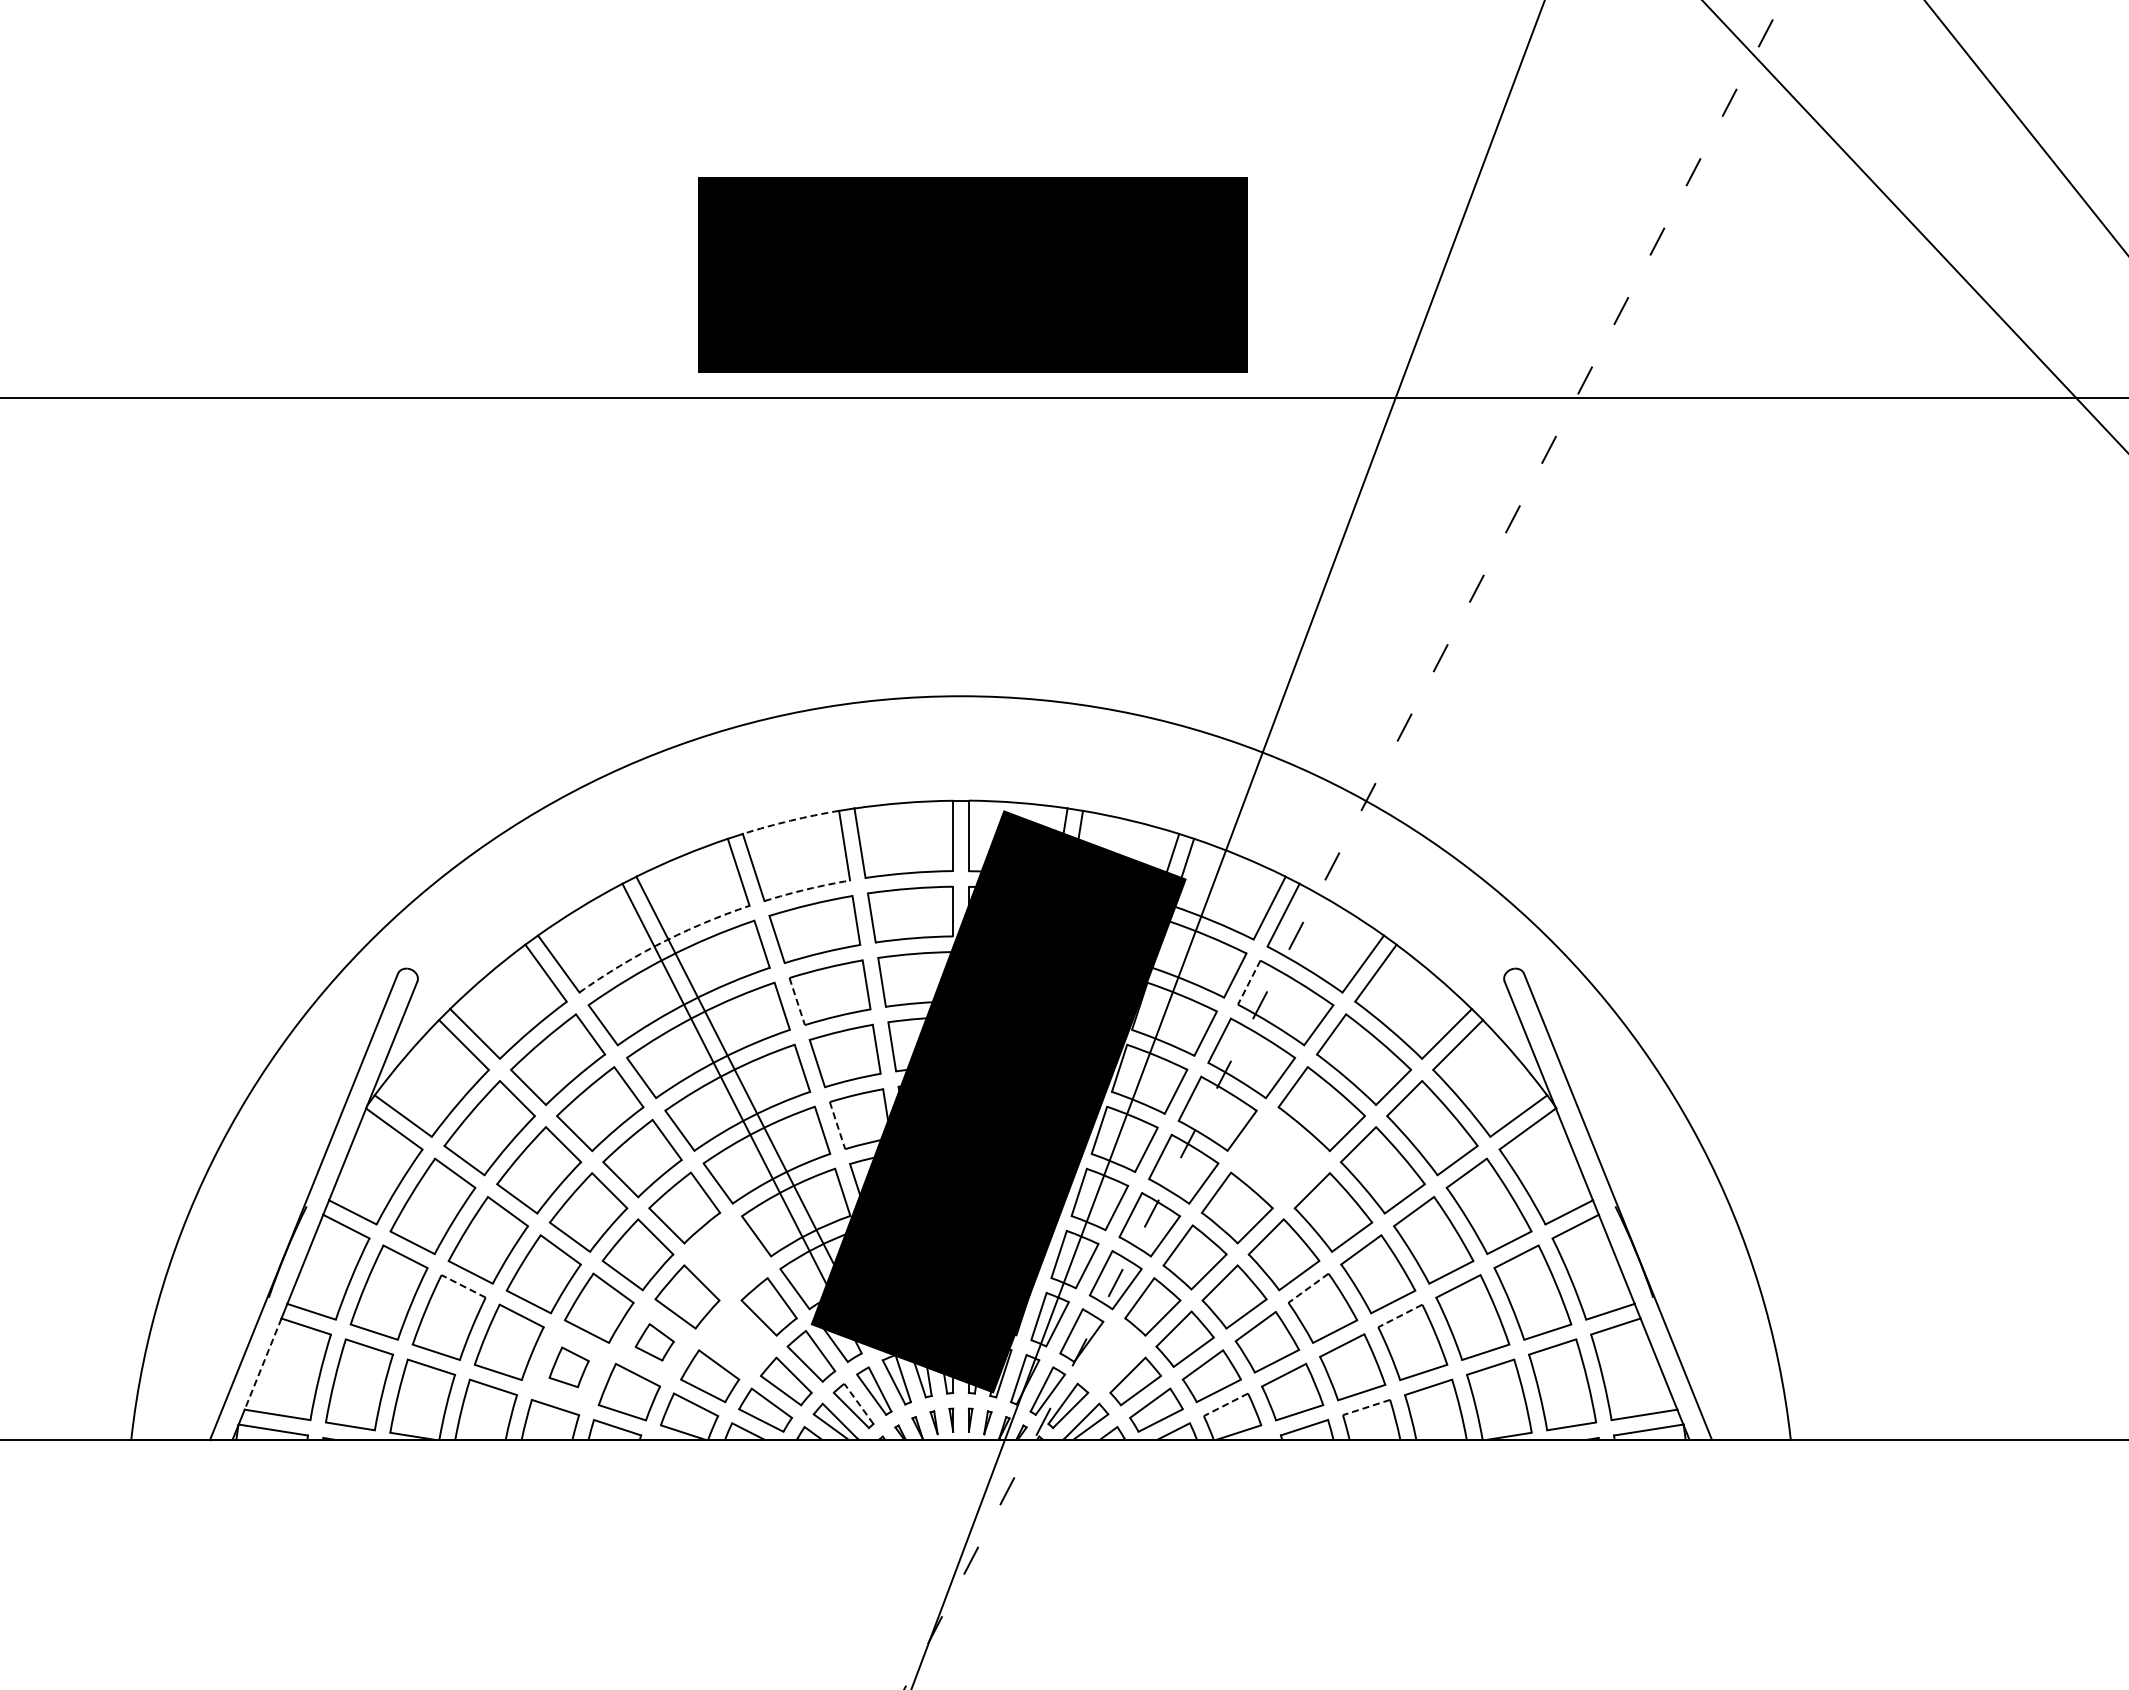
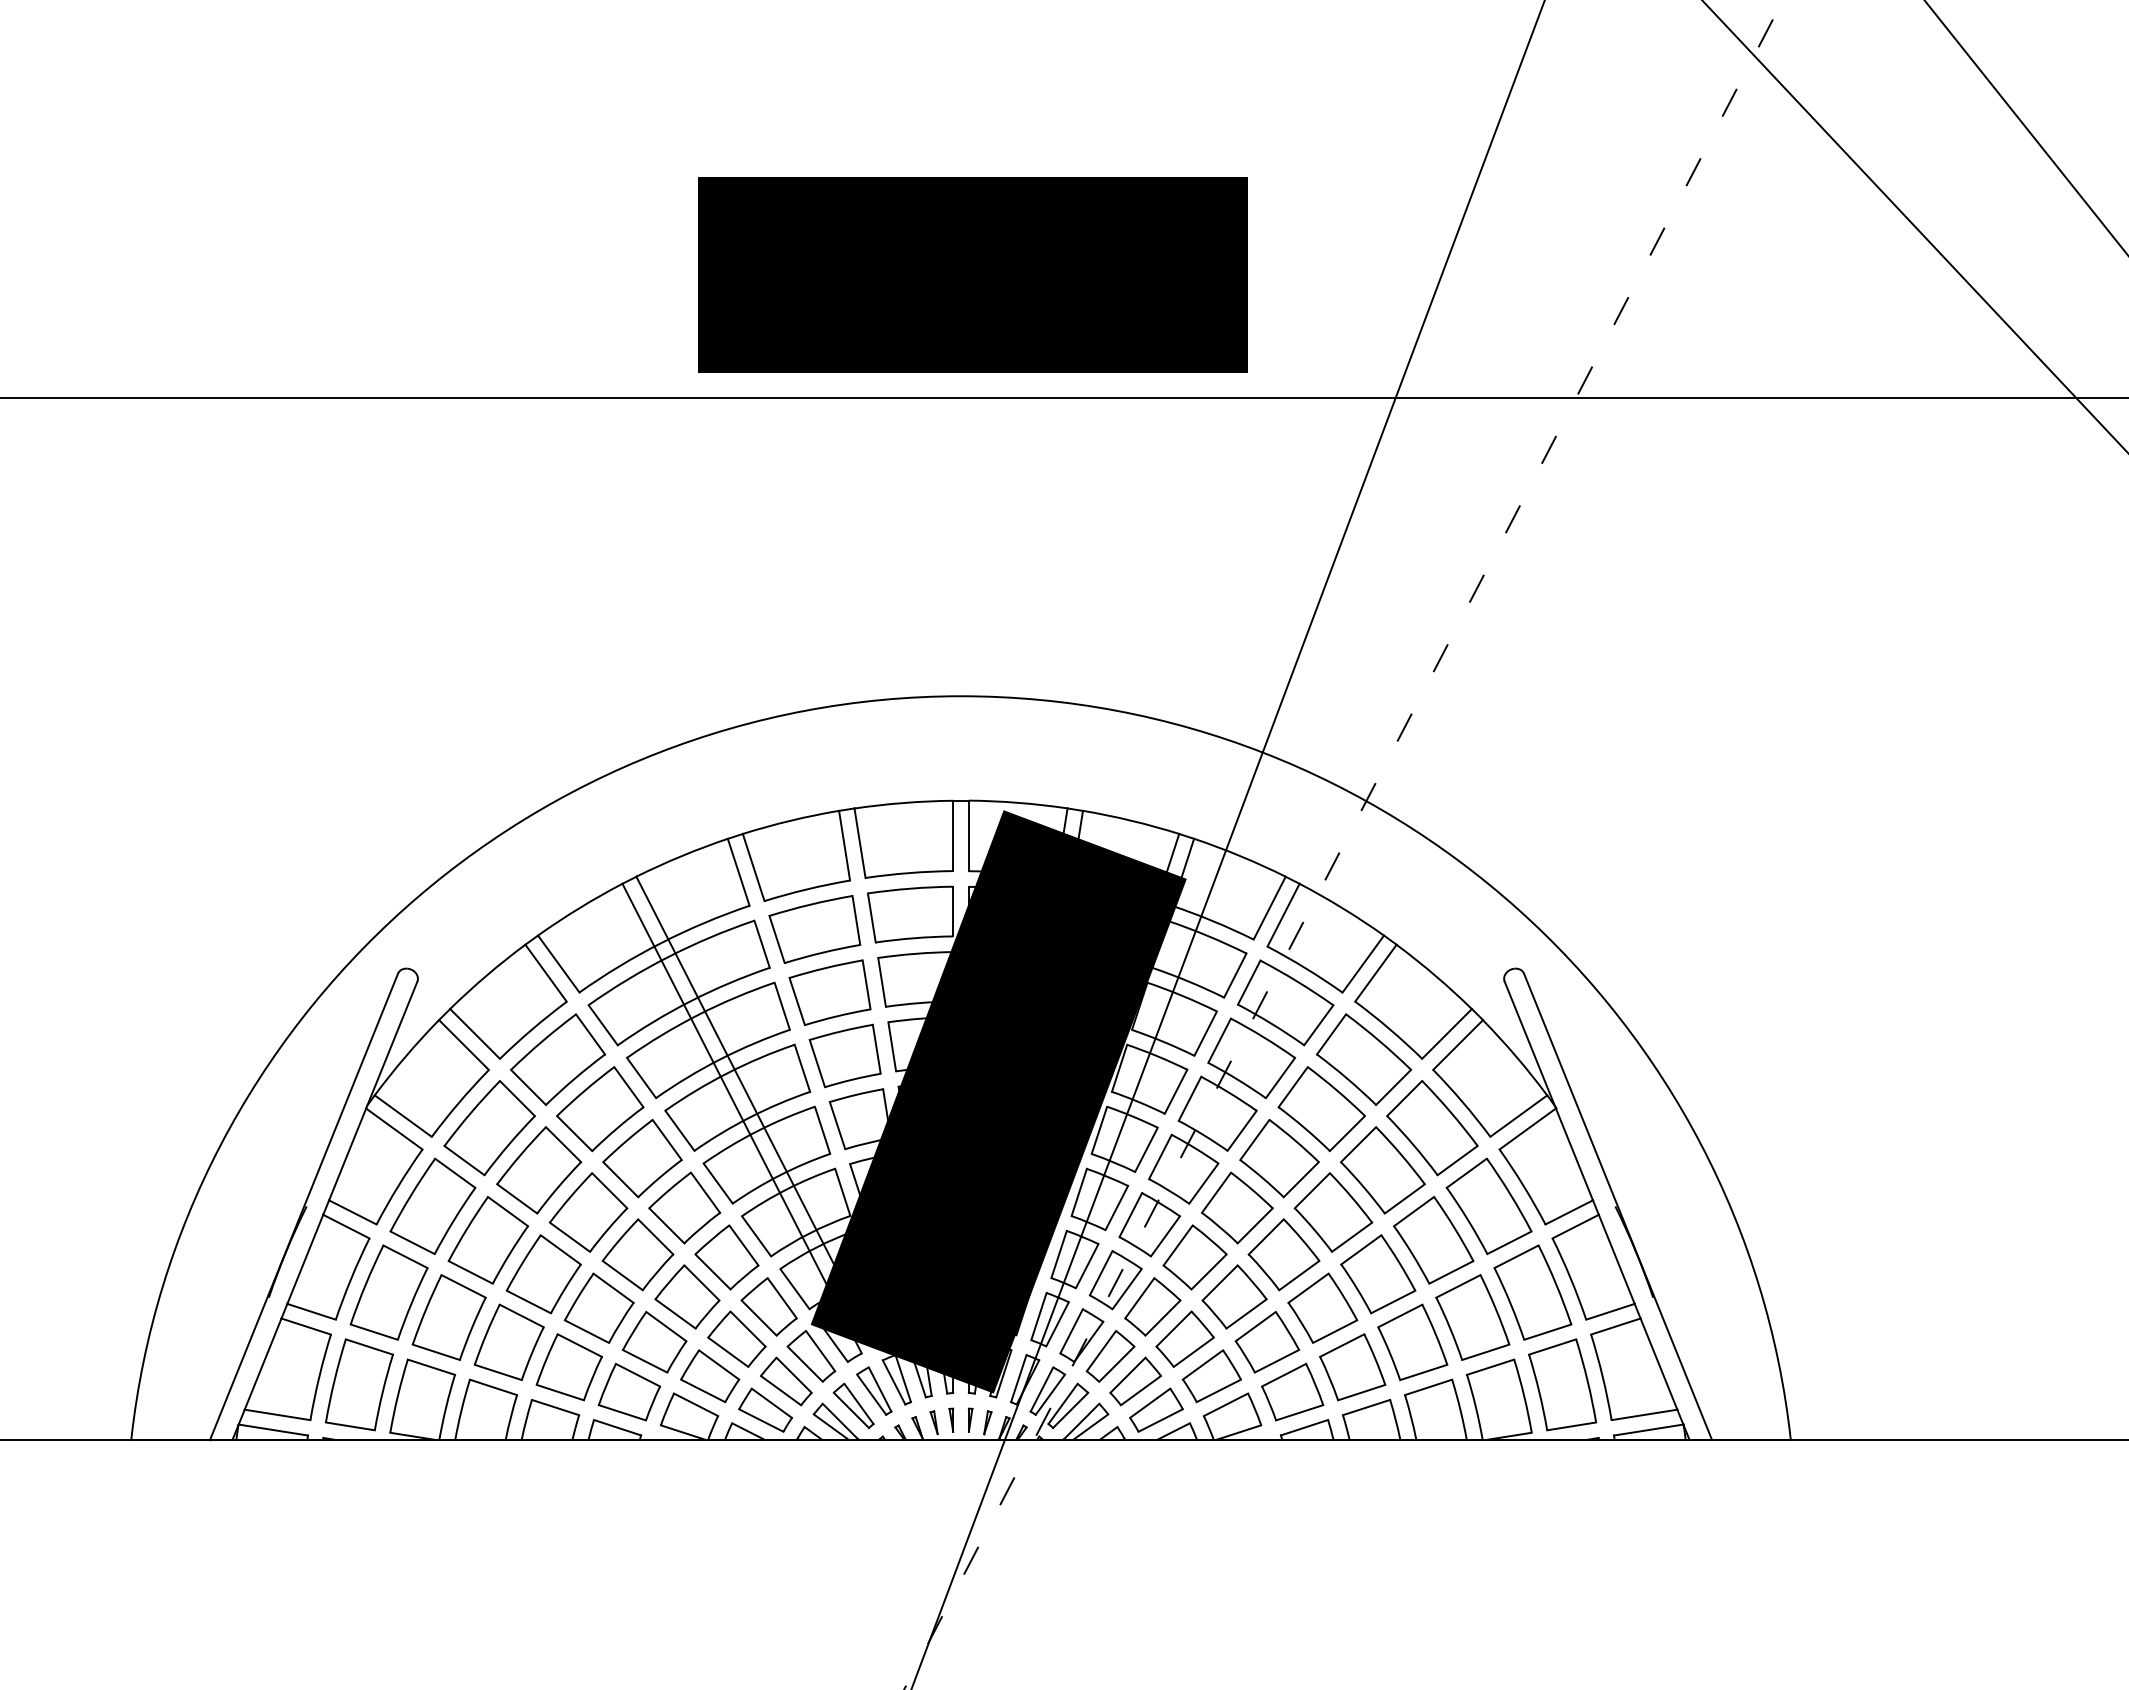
arc: dashed -> solid (790, 820)
arc: dashed -> solid (807, 889)
arc: dashed -> solid (661, 942)
line: dashed -> solid (1249, 982)
line: dashed -> solid (797, 1001)
line: dashed -> solid (837, 1125)
part: none -> present (1279, 1158)
part: none -> present (726, 1257)
line: dashed -> solid (463, 1286)
line: dashed -> solid (1308, 1288)
line: dashed -> solid (1400, 1315)
part: none -> present (736, 1338)
part size: 41x39 px -> 66x63 px (654, 1342)
part: none -> present (1110, 1356)
line: dashed -> solid (262, 1364)
part size: 42x43 px -> 68x69 px (568, 1367)
line: dashed -> solid (858, 1403)
line: dashed -> solid (1226, 1404)
line: dashed -> solid (1366, 1407)
